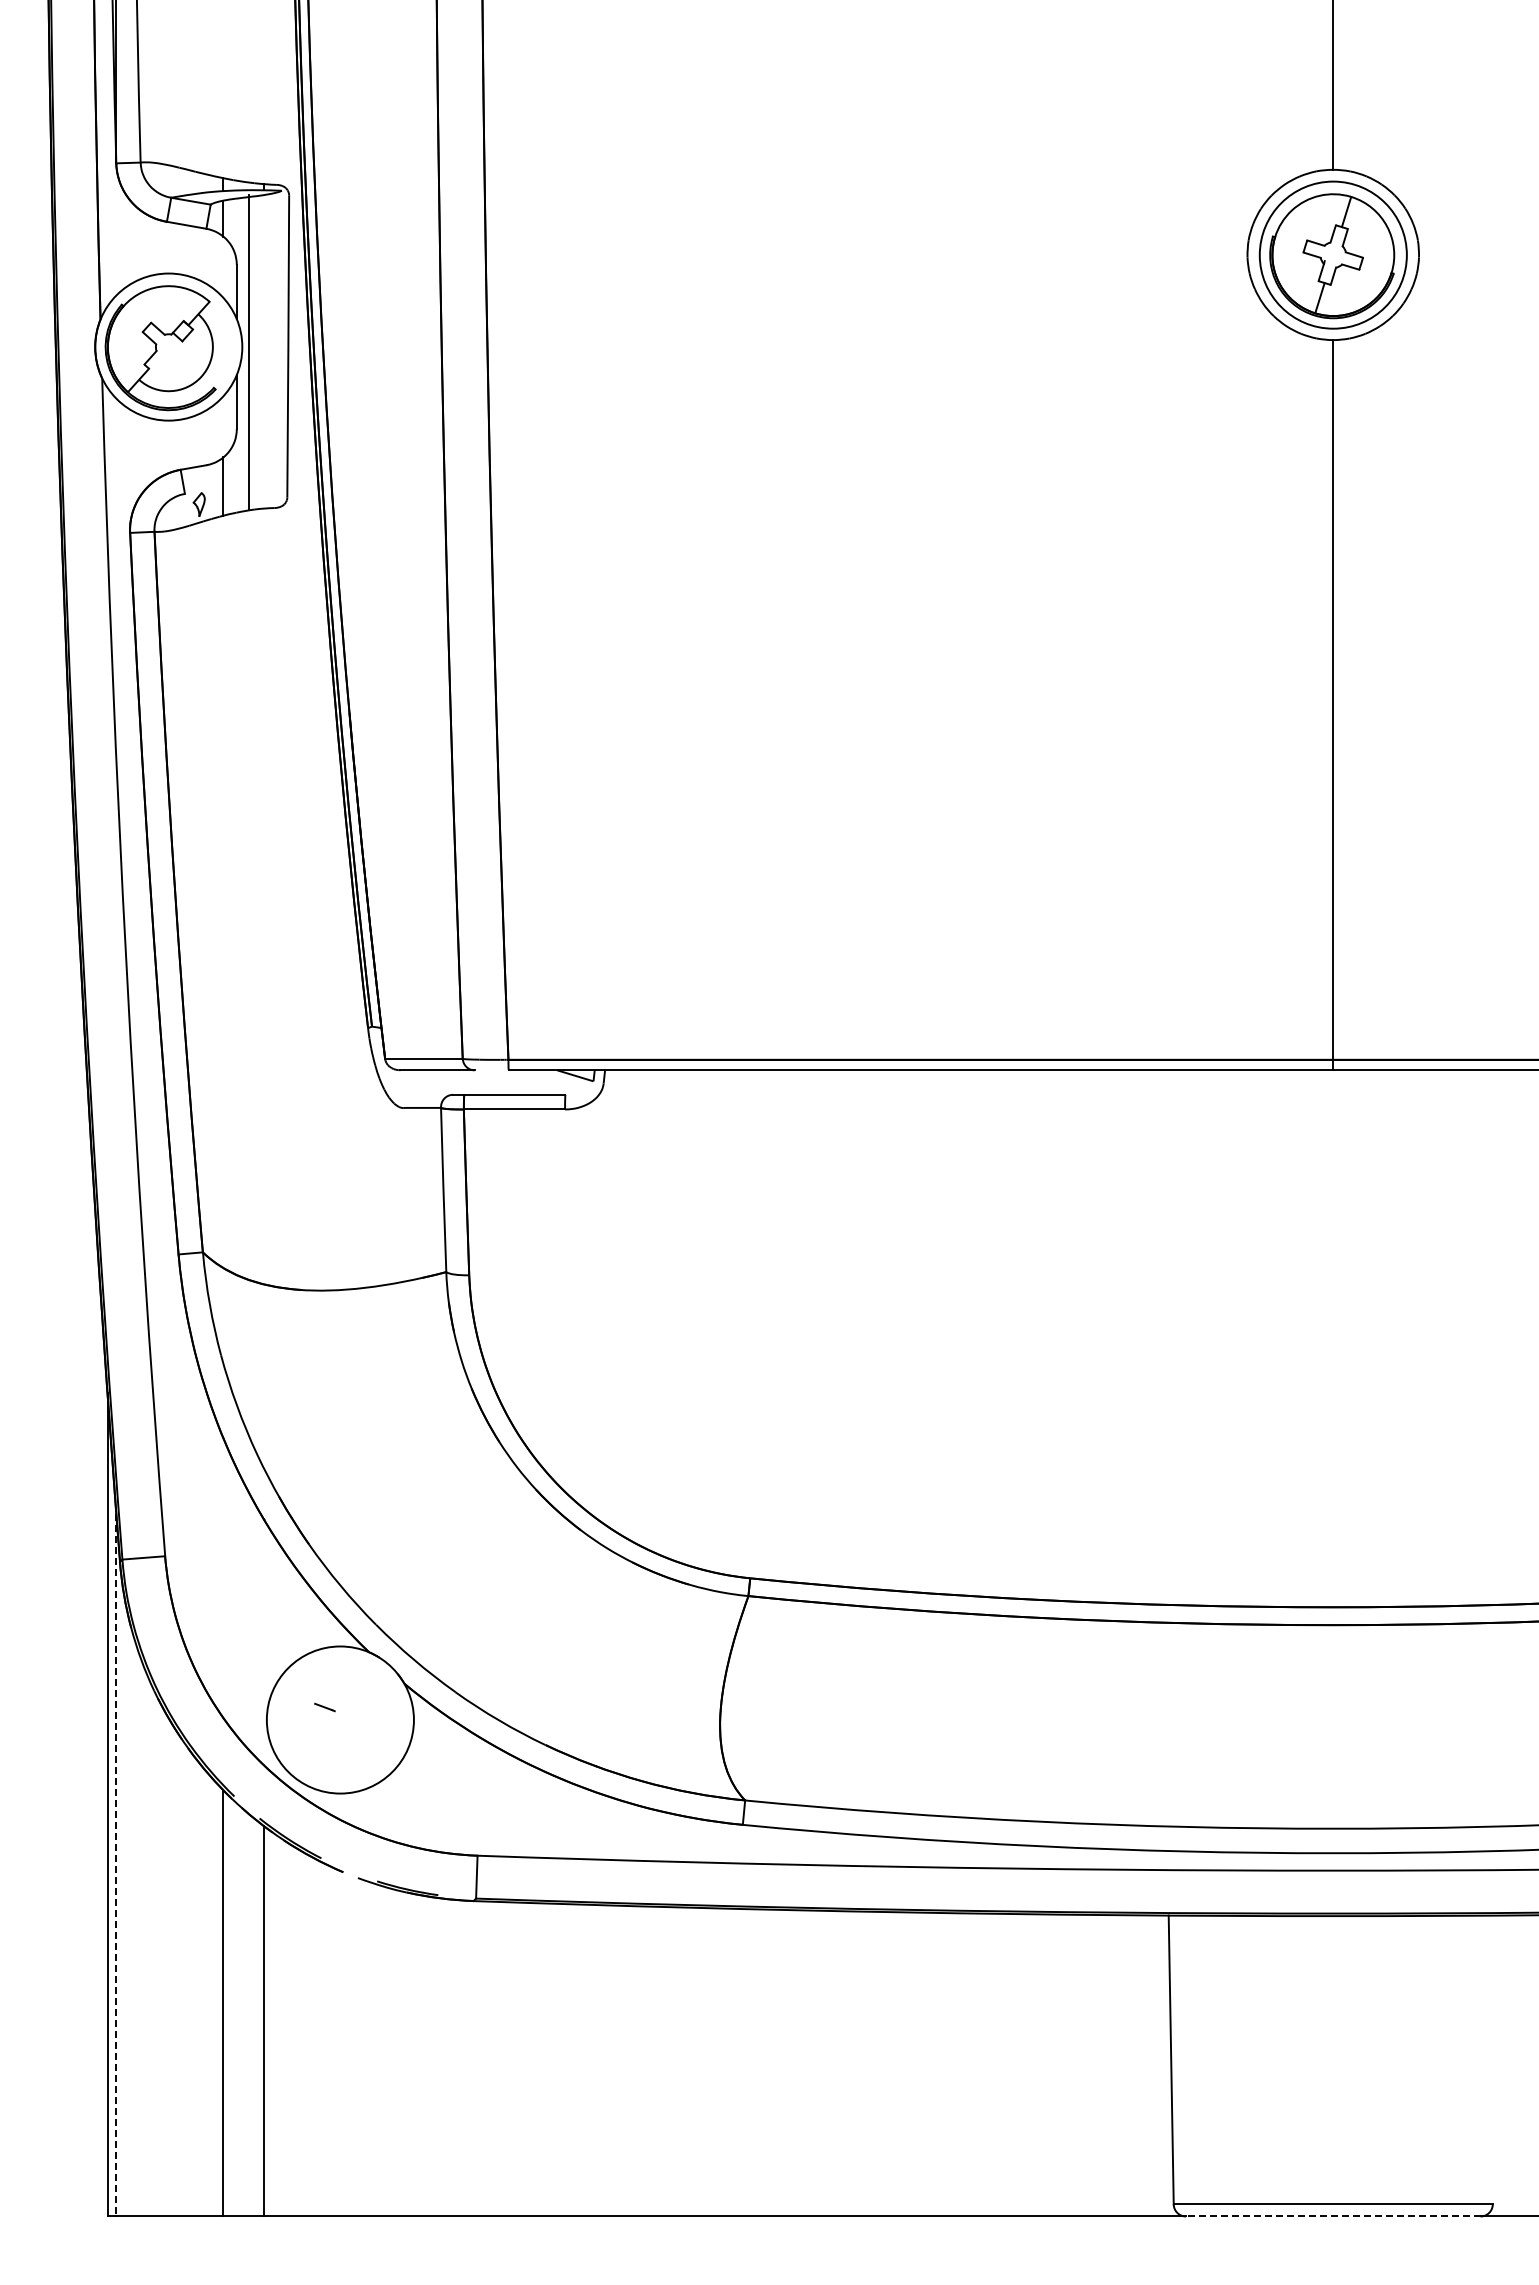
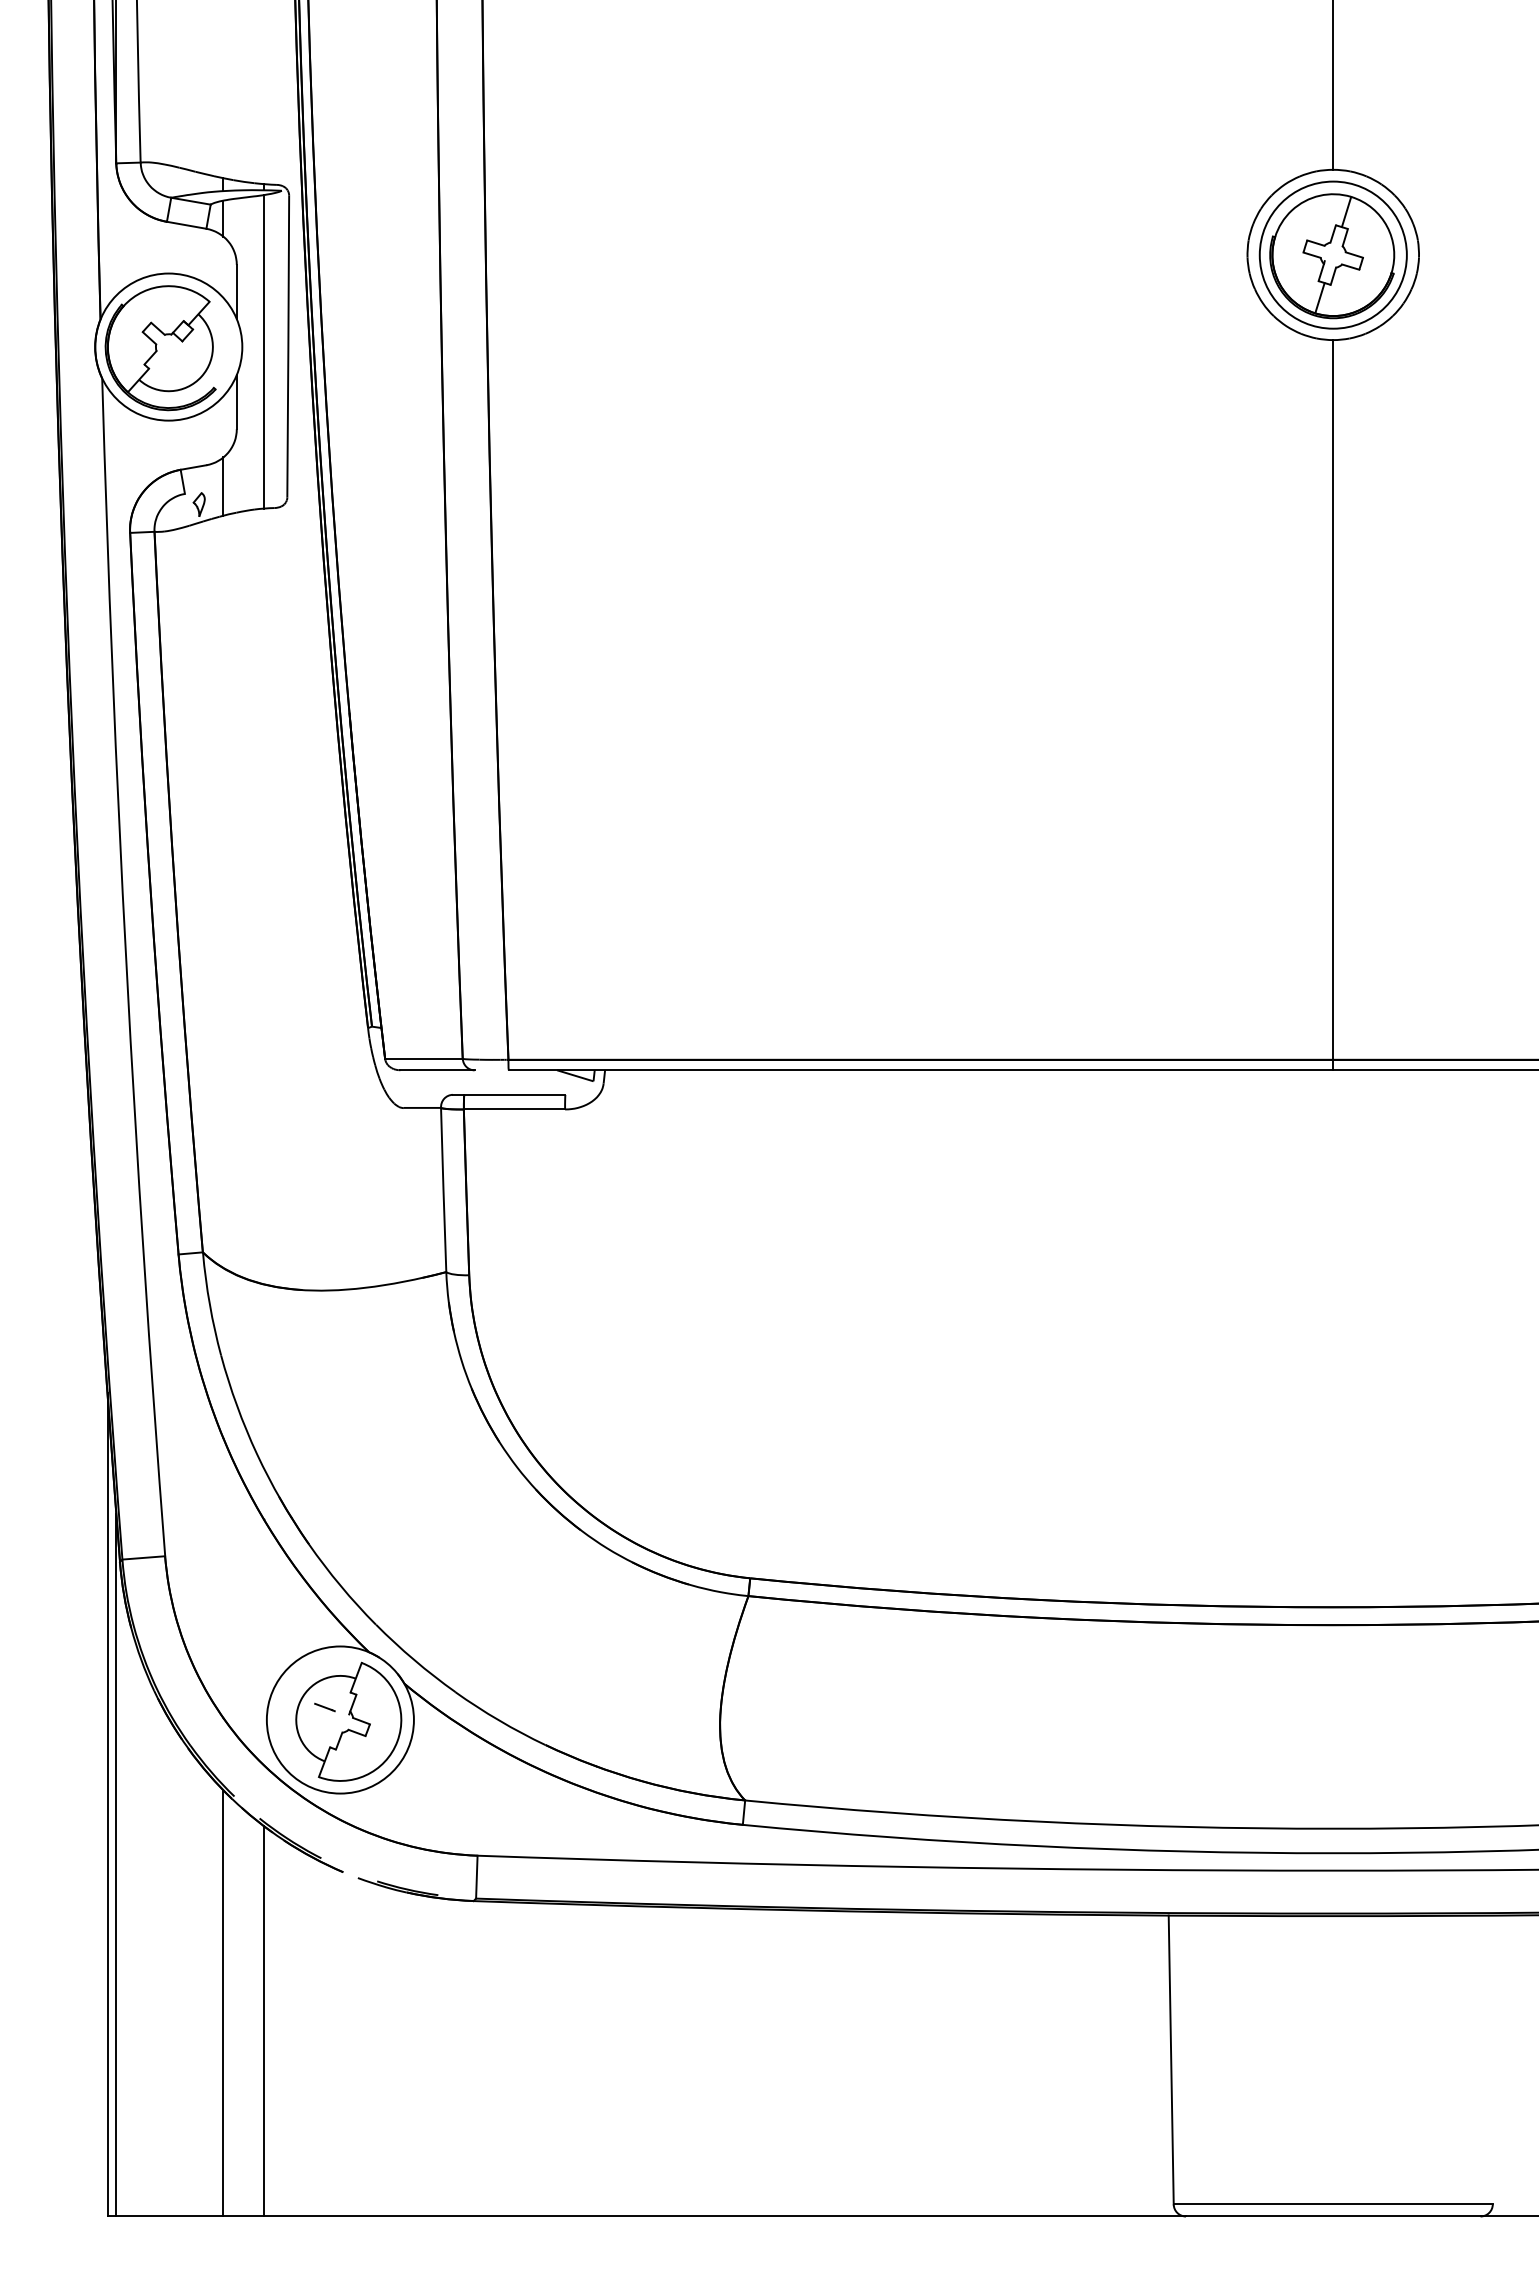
line position: (248, 351) -> (263, 351) (263, 351)
part: none -> present (348, 1721)
line: dashed -> solid (116, 1865)
line: dashed -> solid (1332, 2216)
